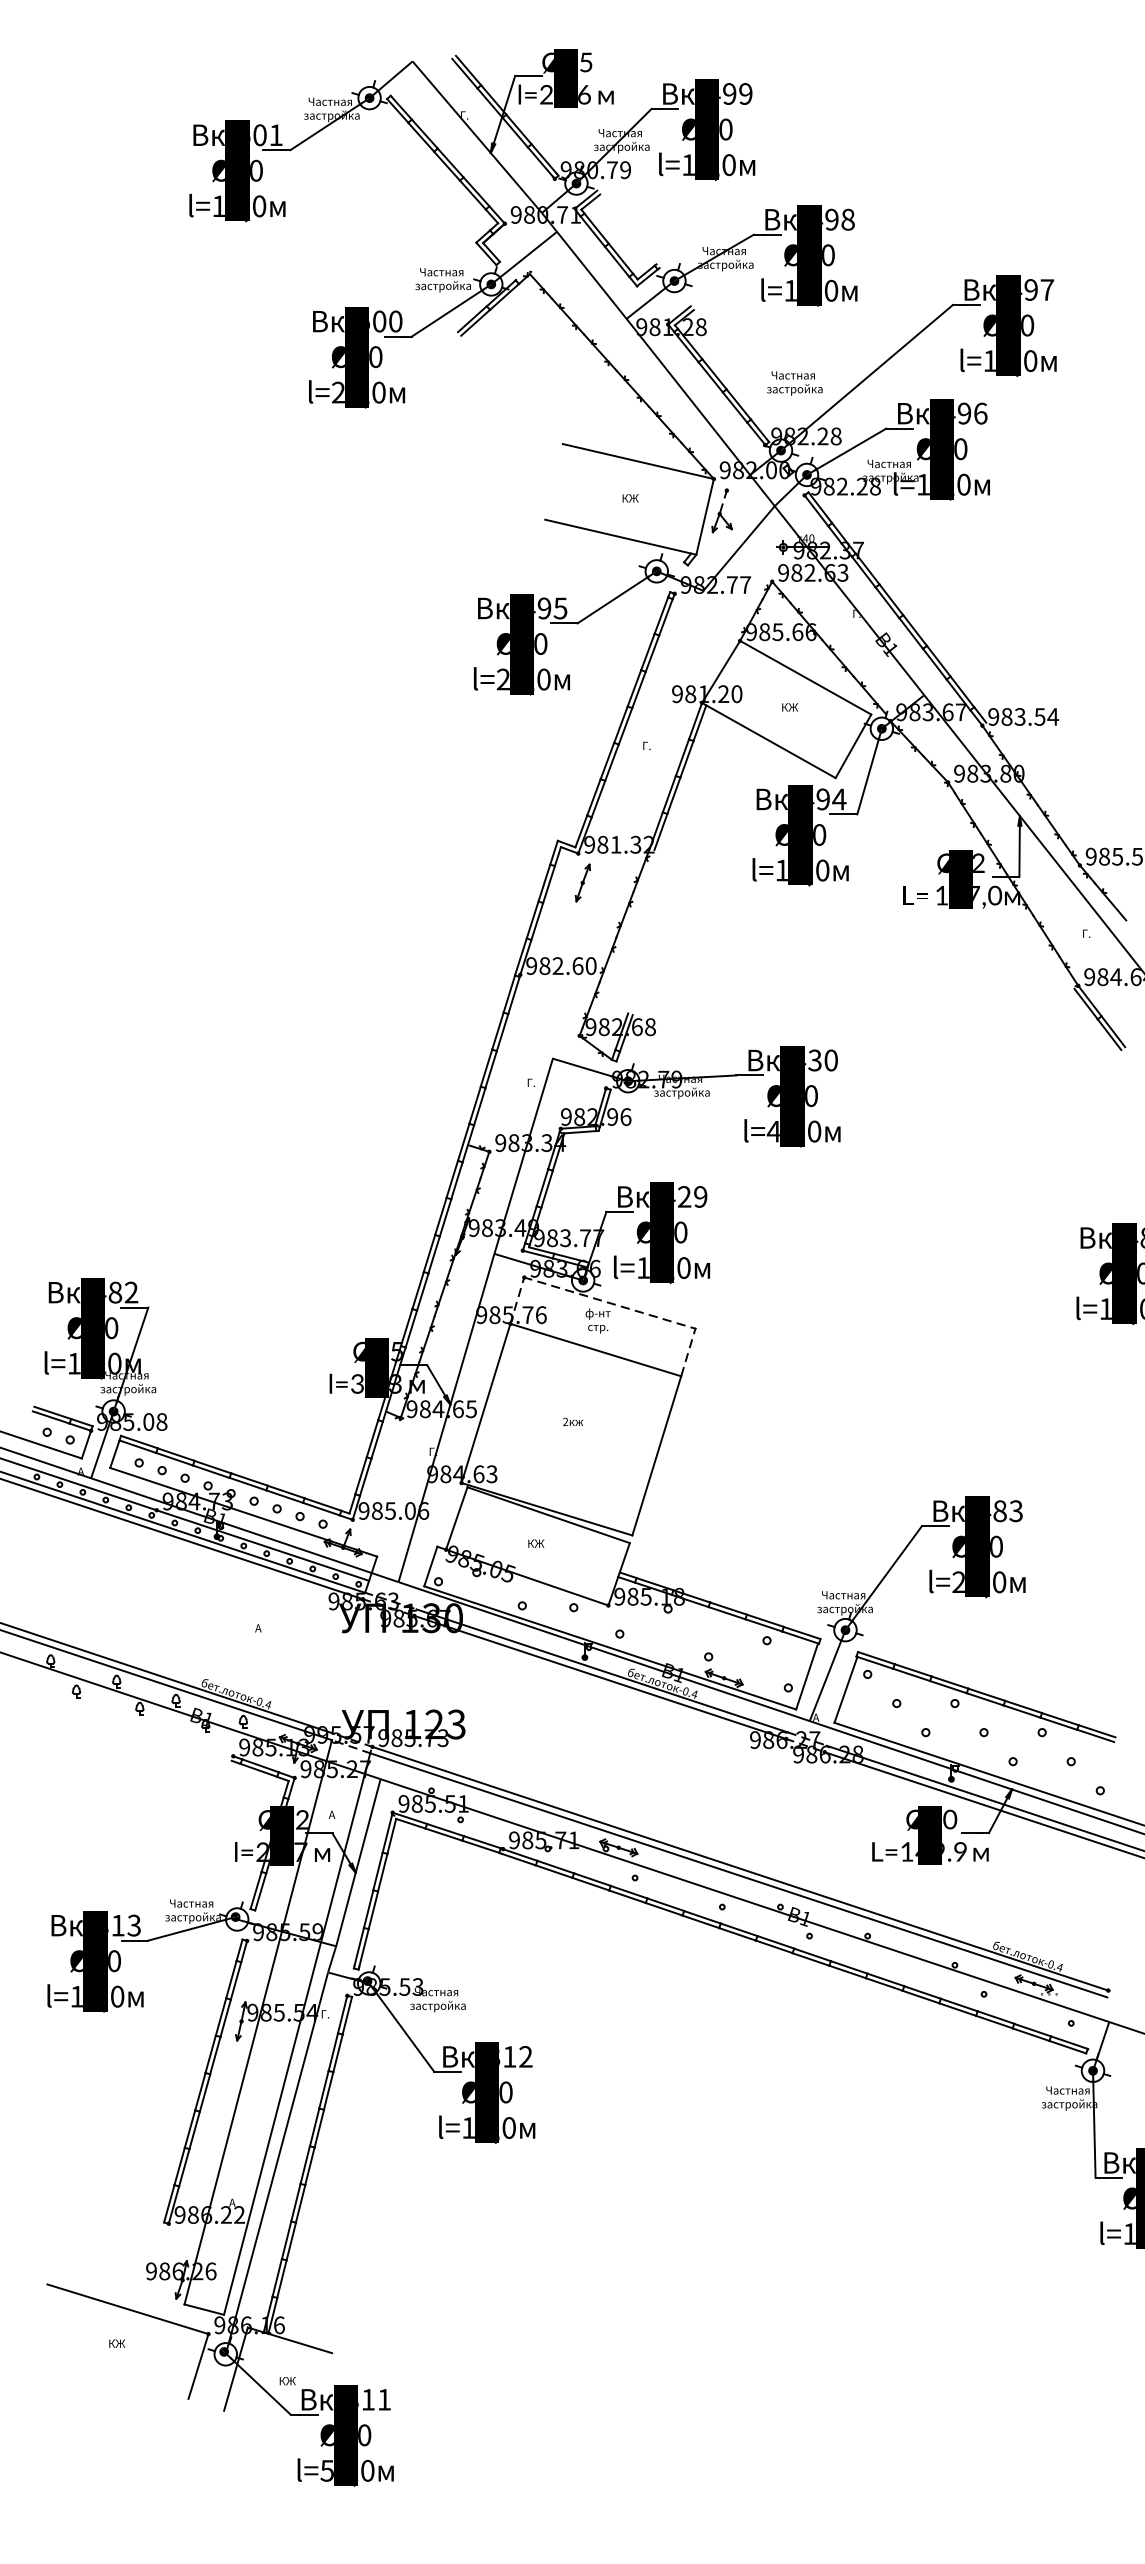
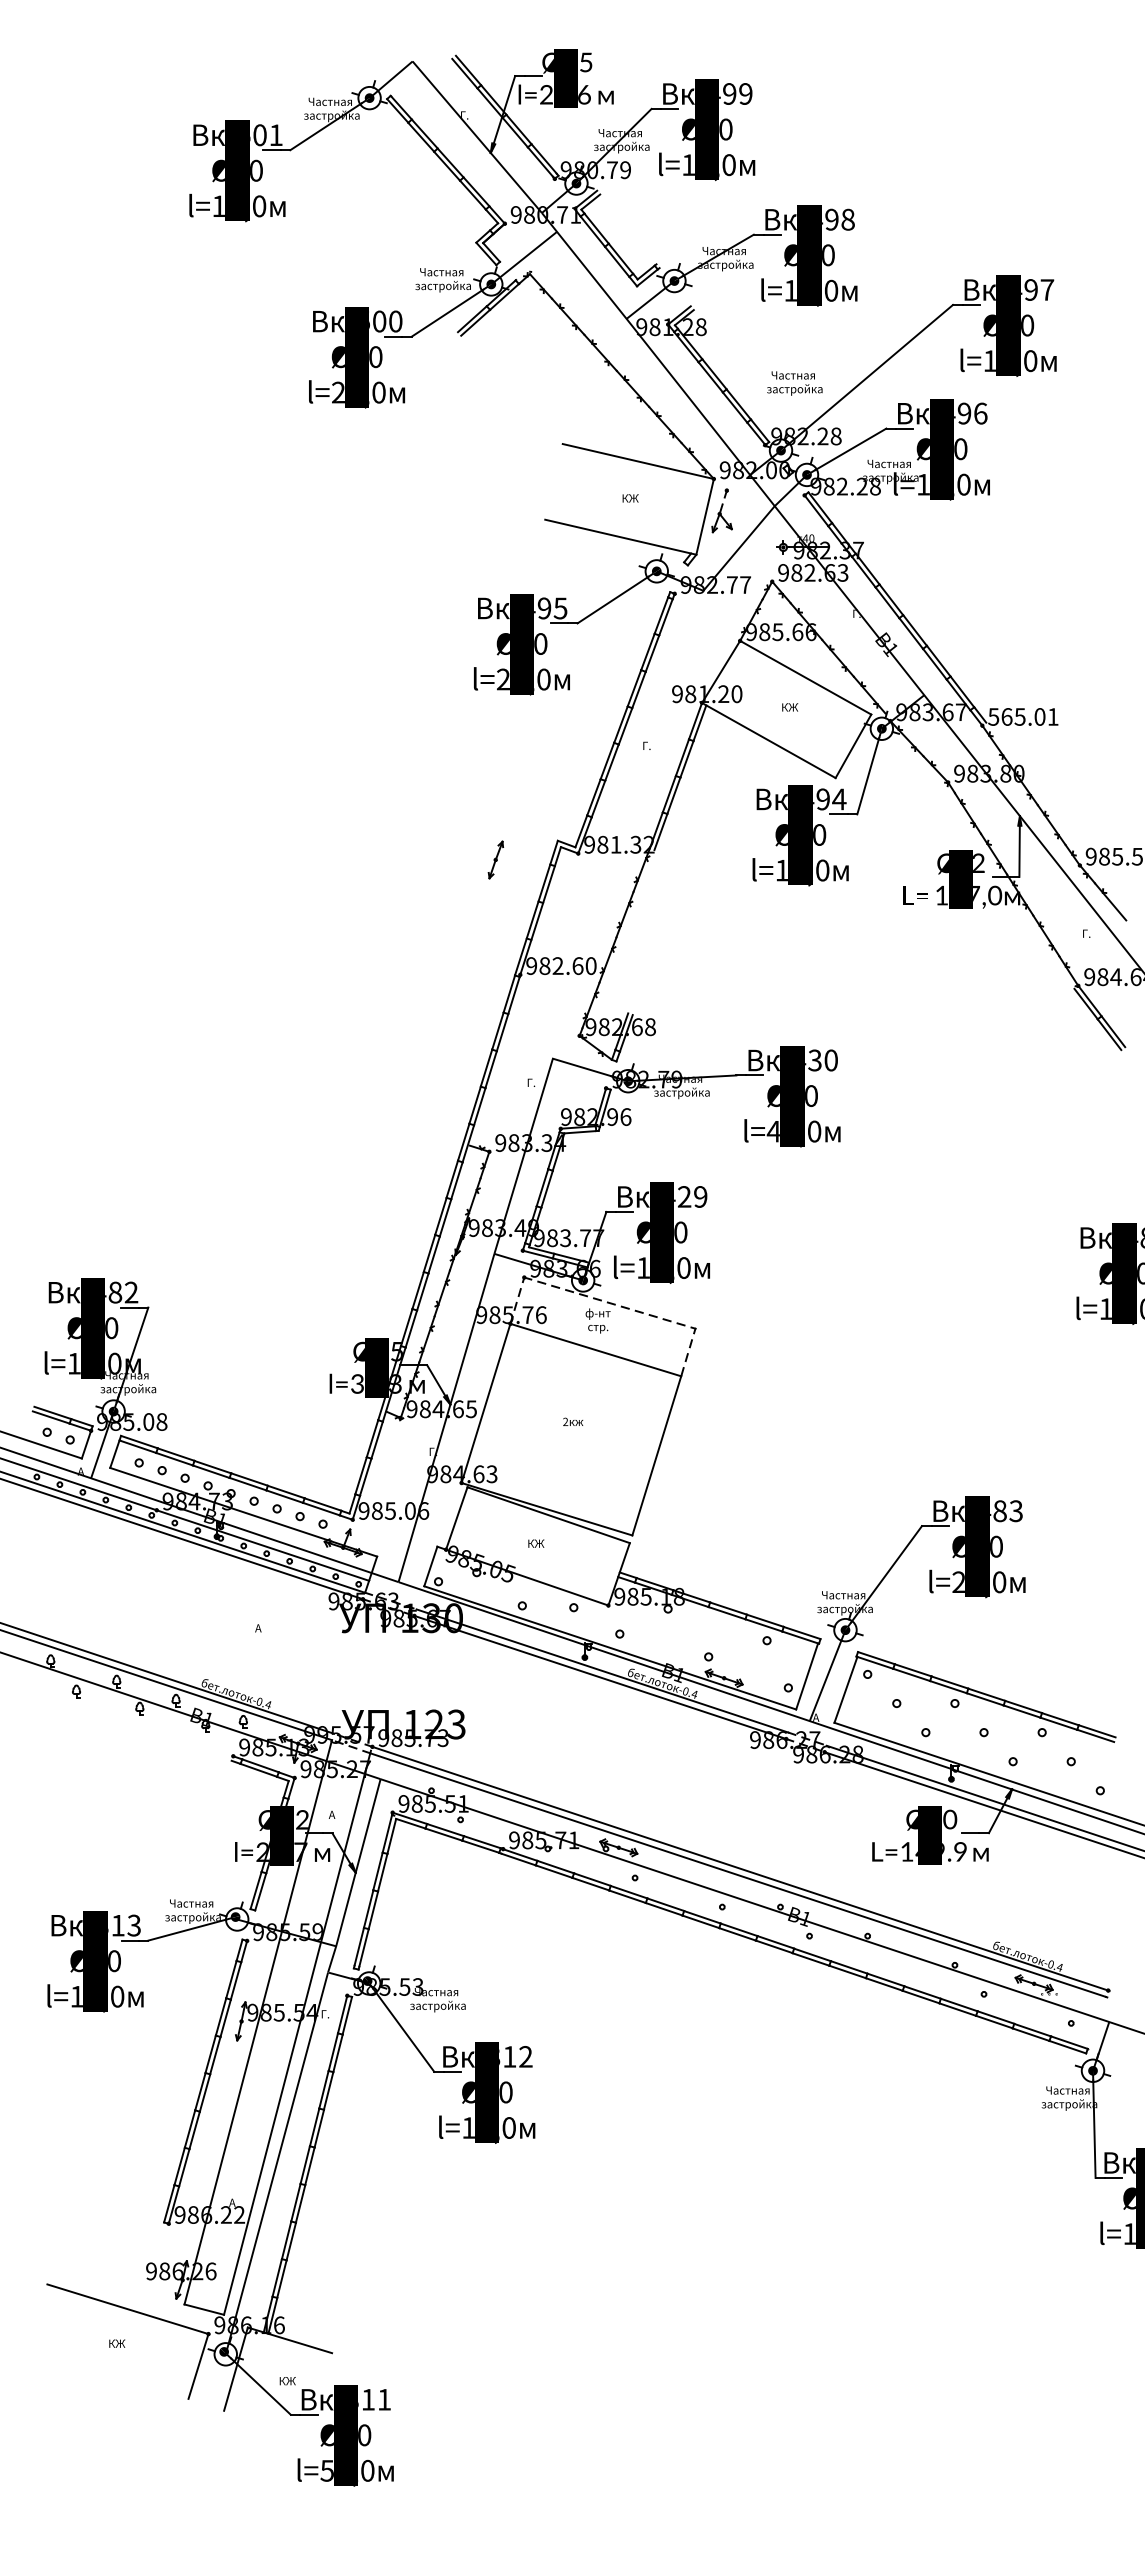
text: 983.54 -> 565.01 (1023, 716)
part position: (582, 882) -> (495, 859) (495, 859)
